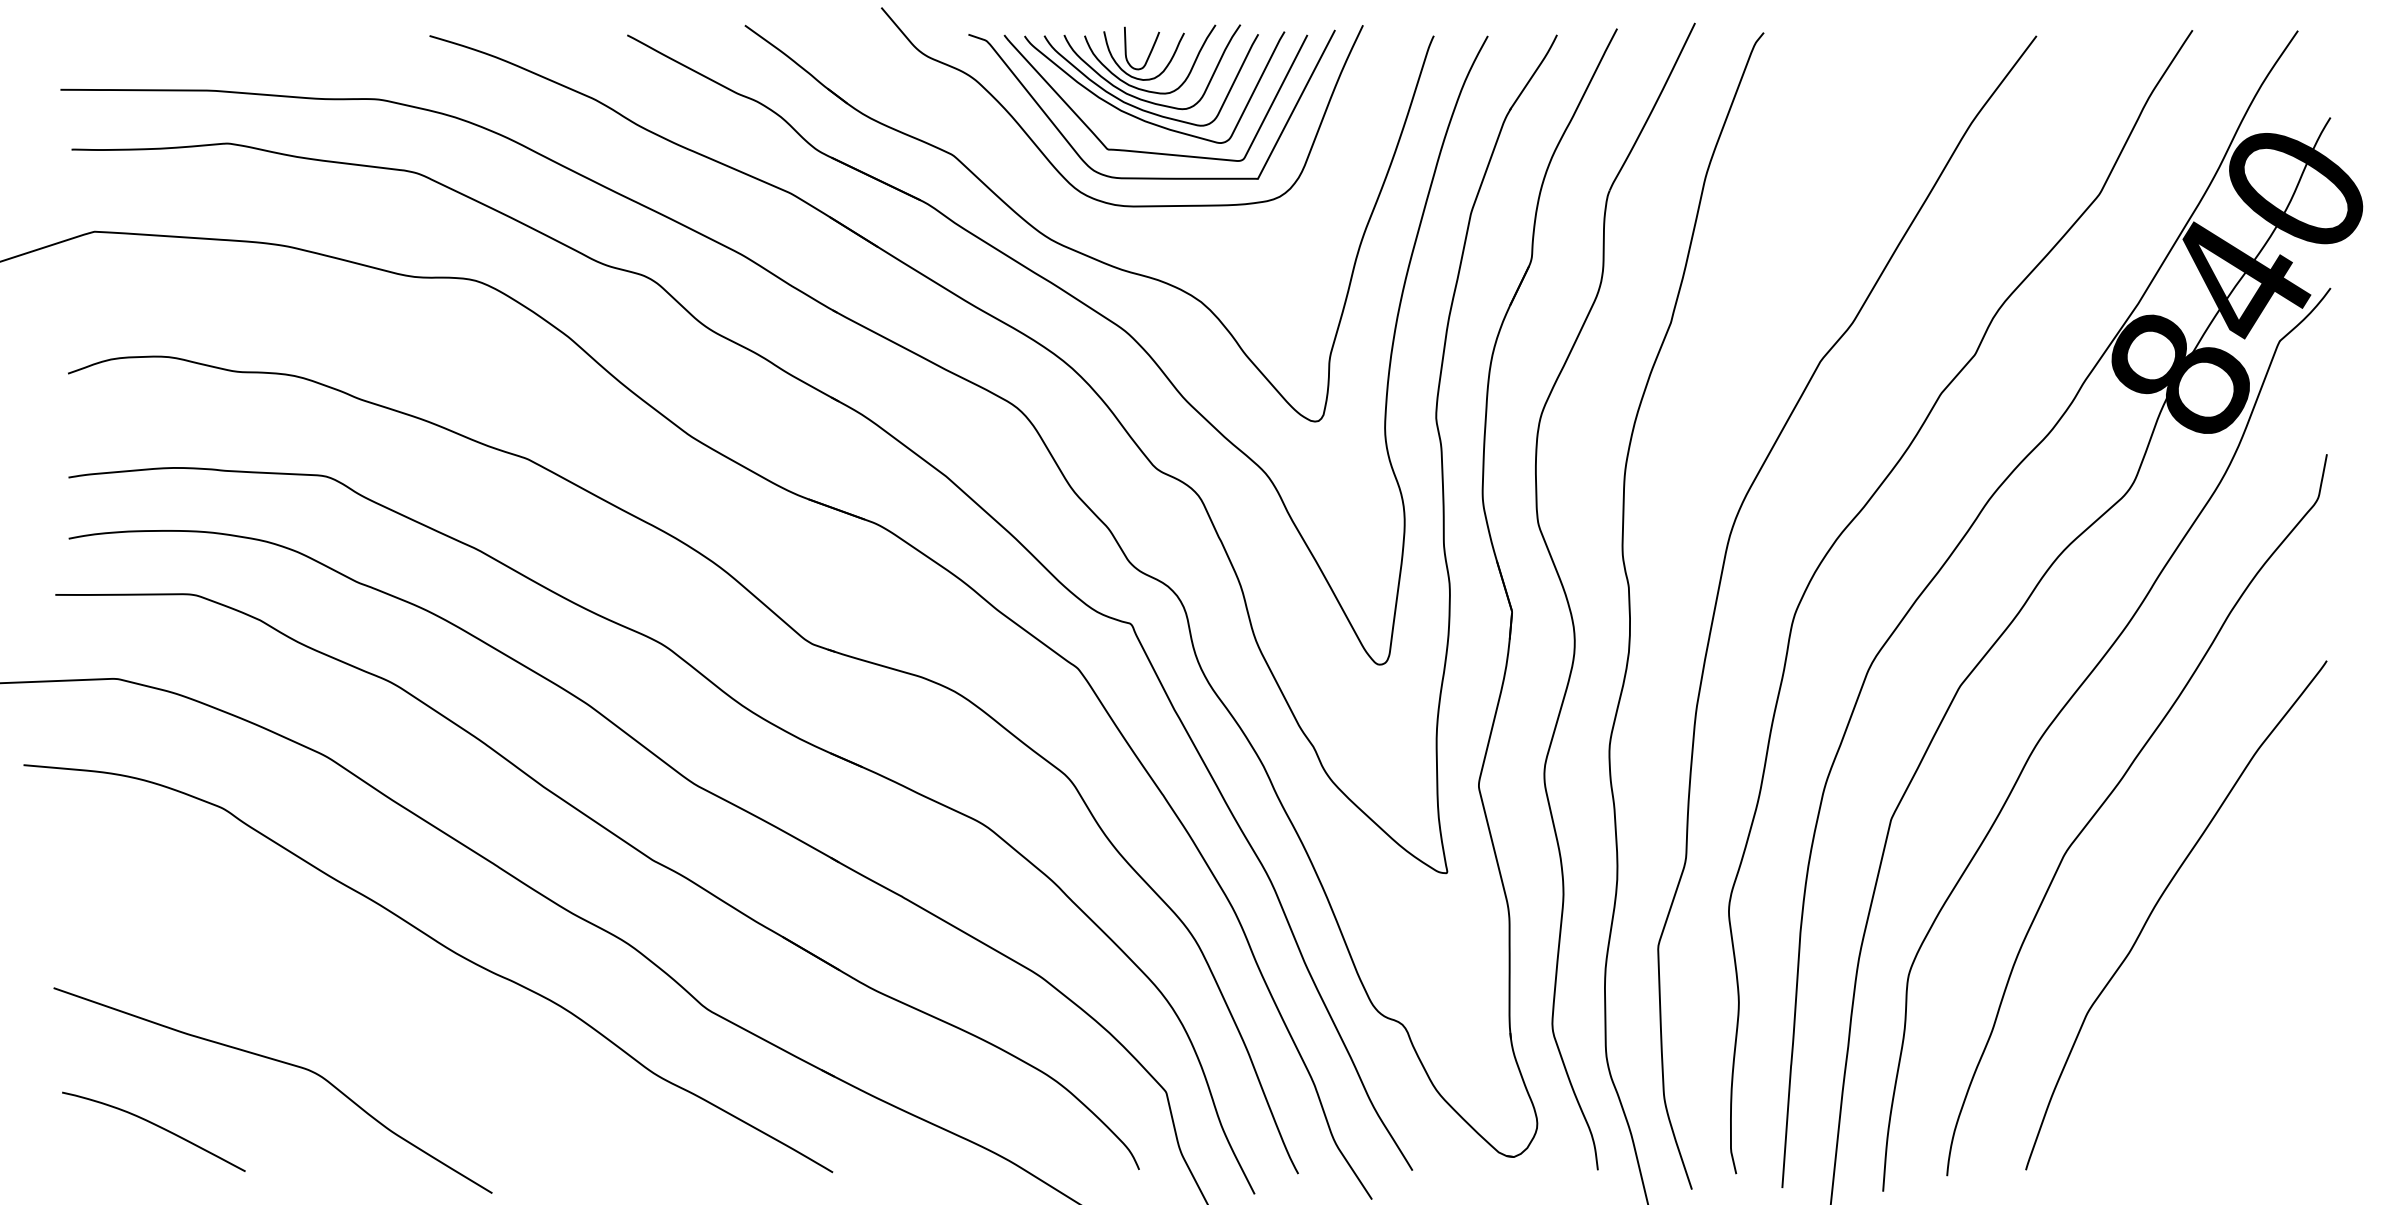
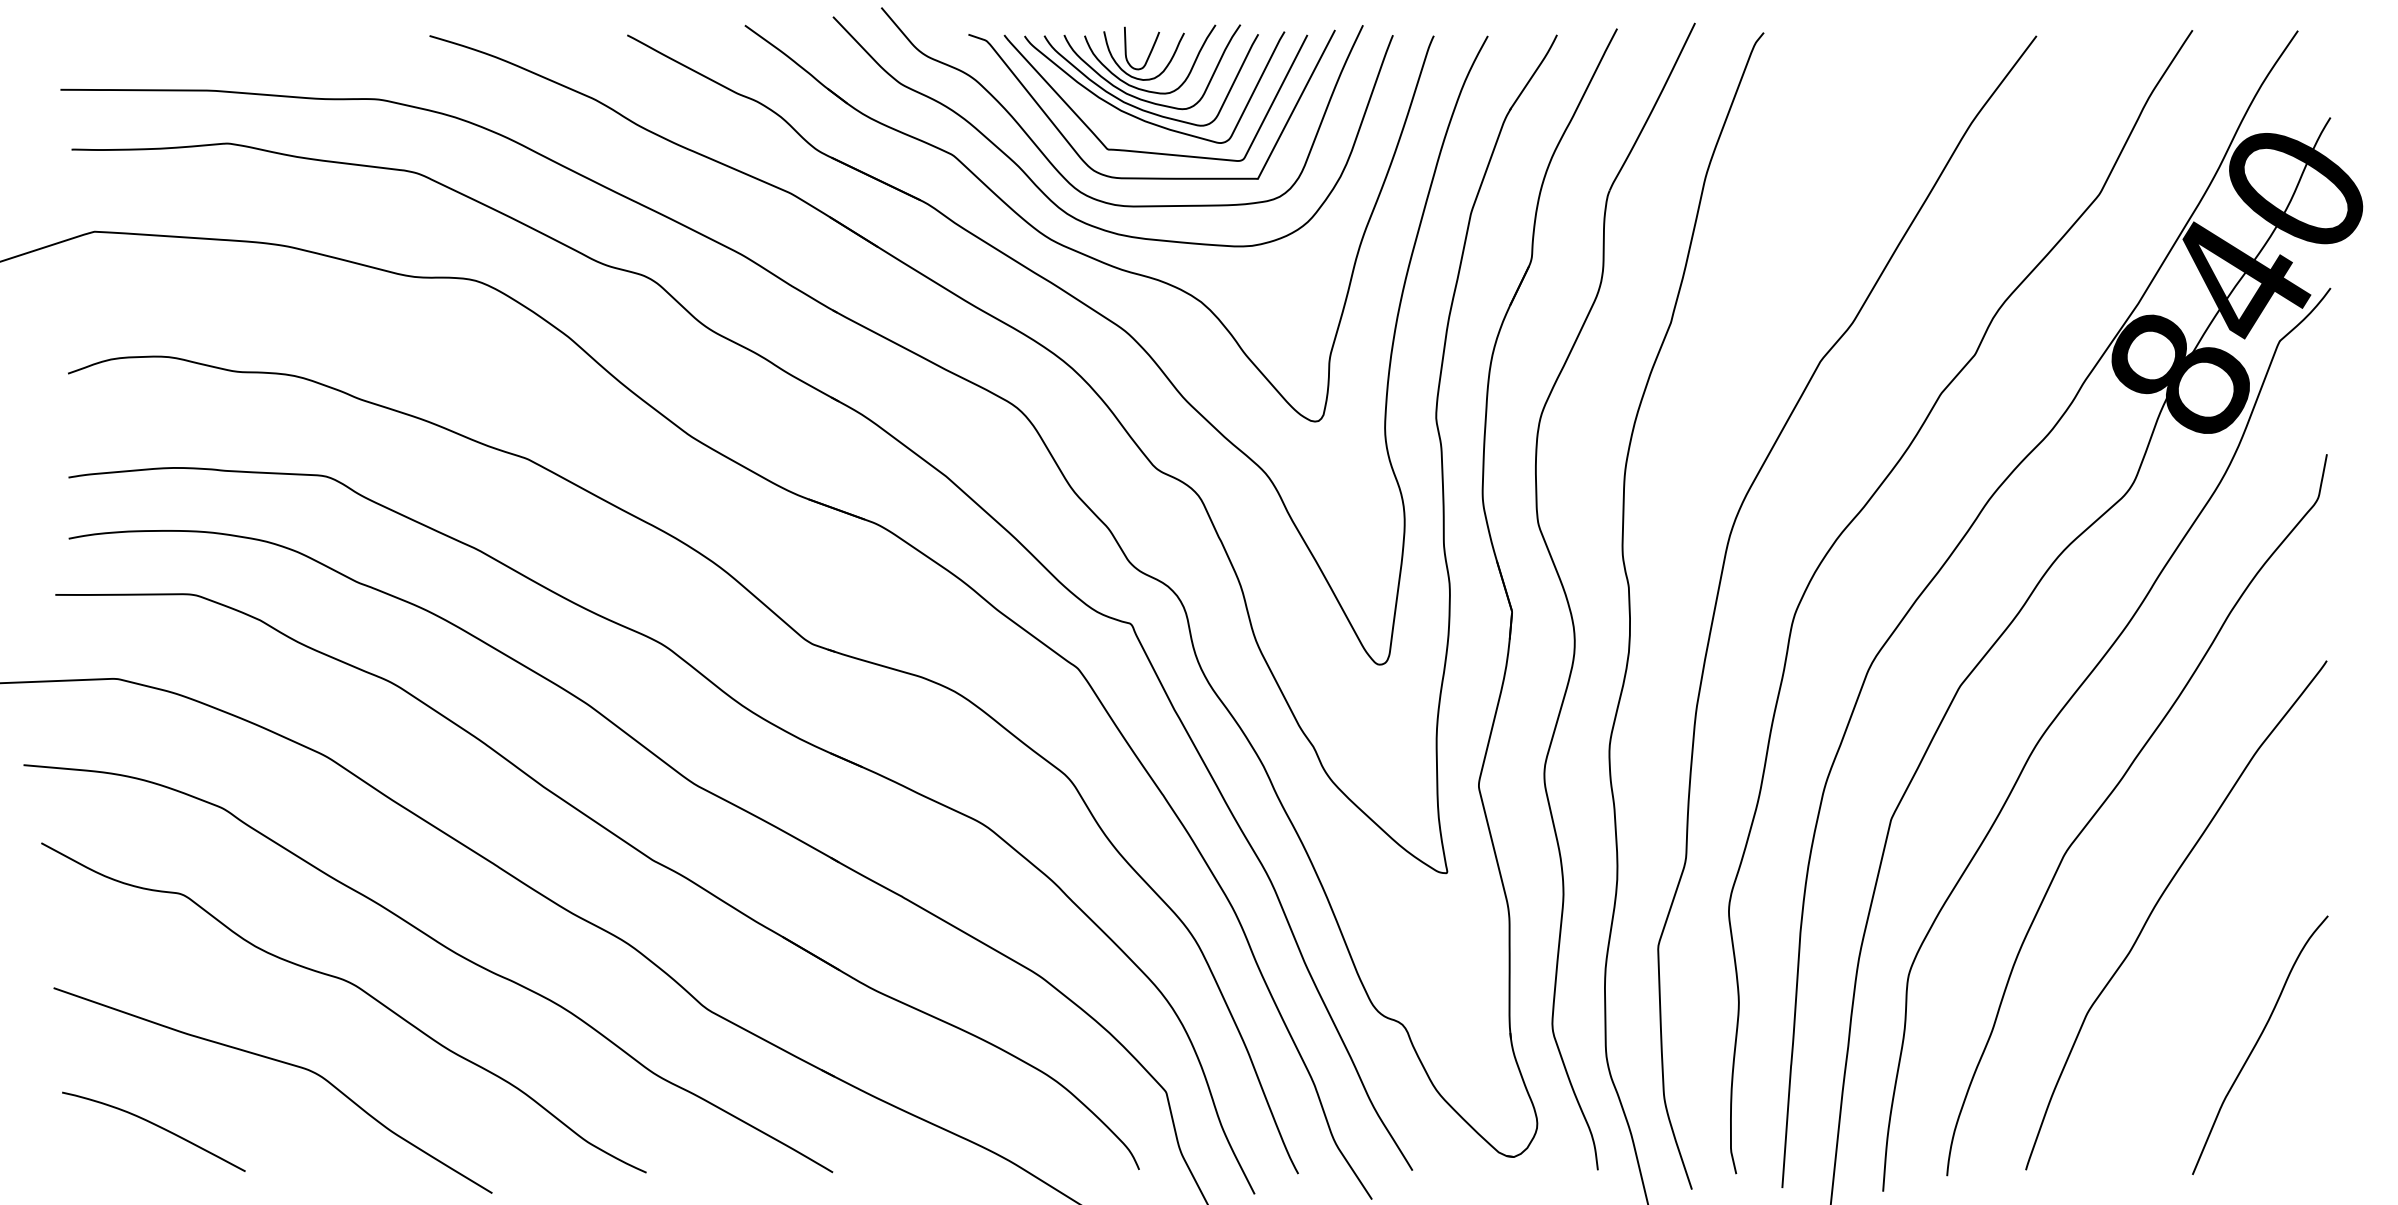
curve: none -> present (1047, 195)
curve: none -> present (354, 986)
curve: none -> present (2257, 1043)
